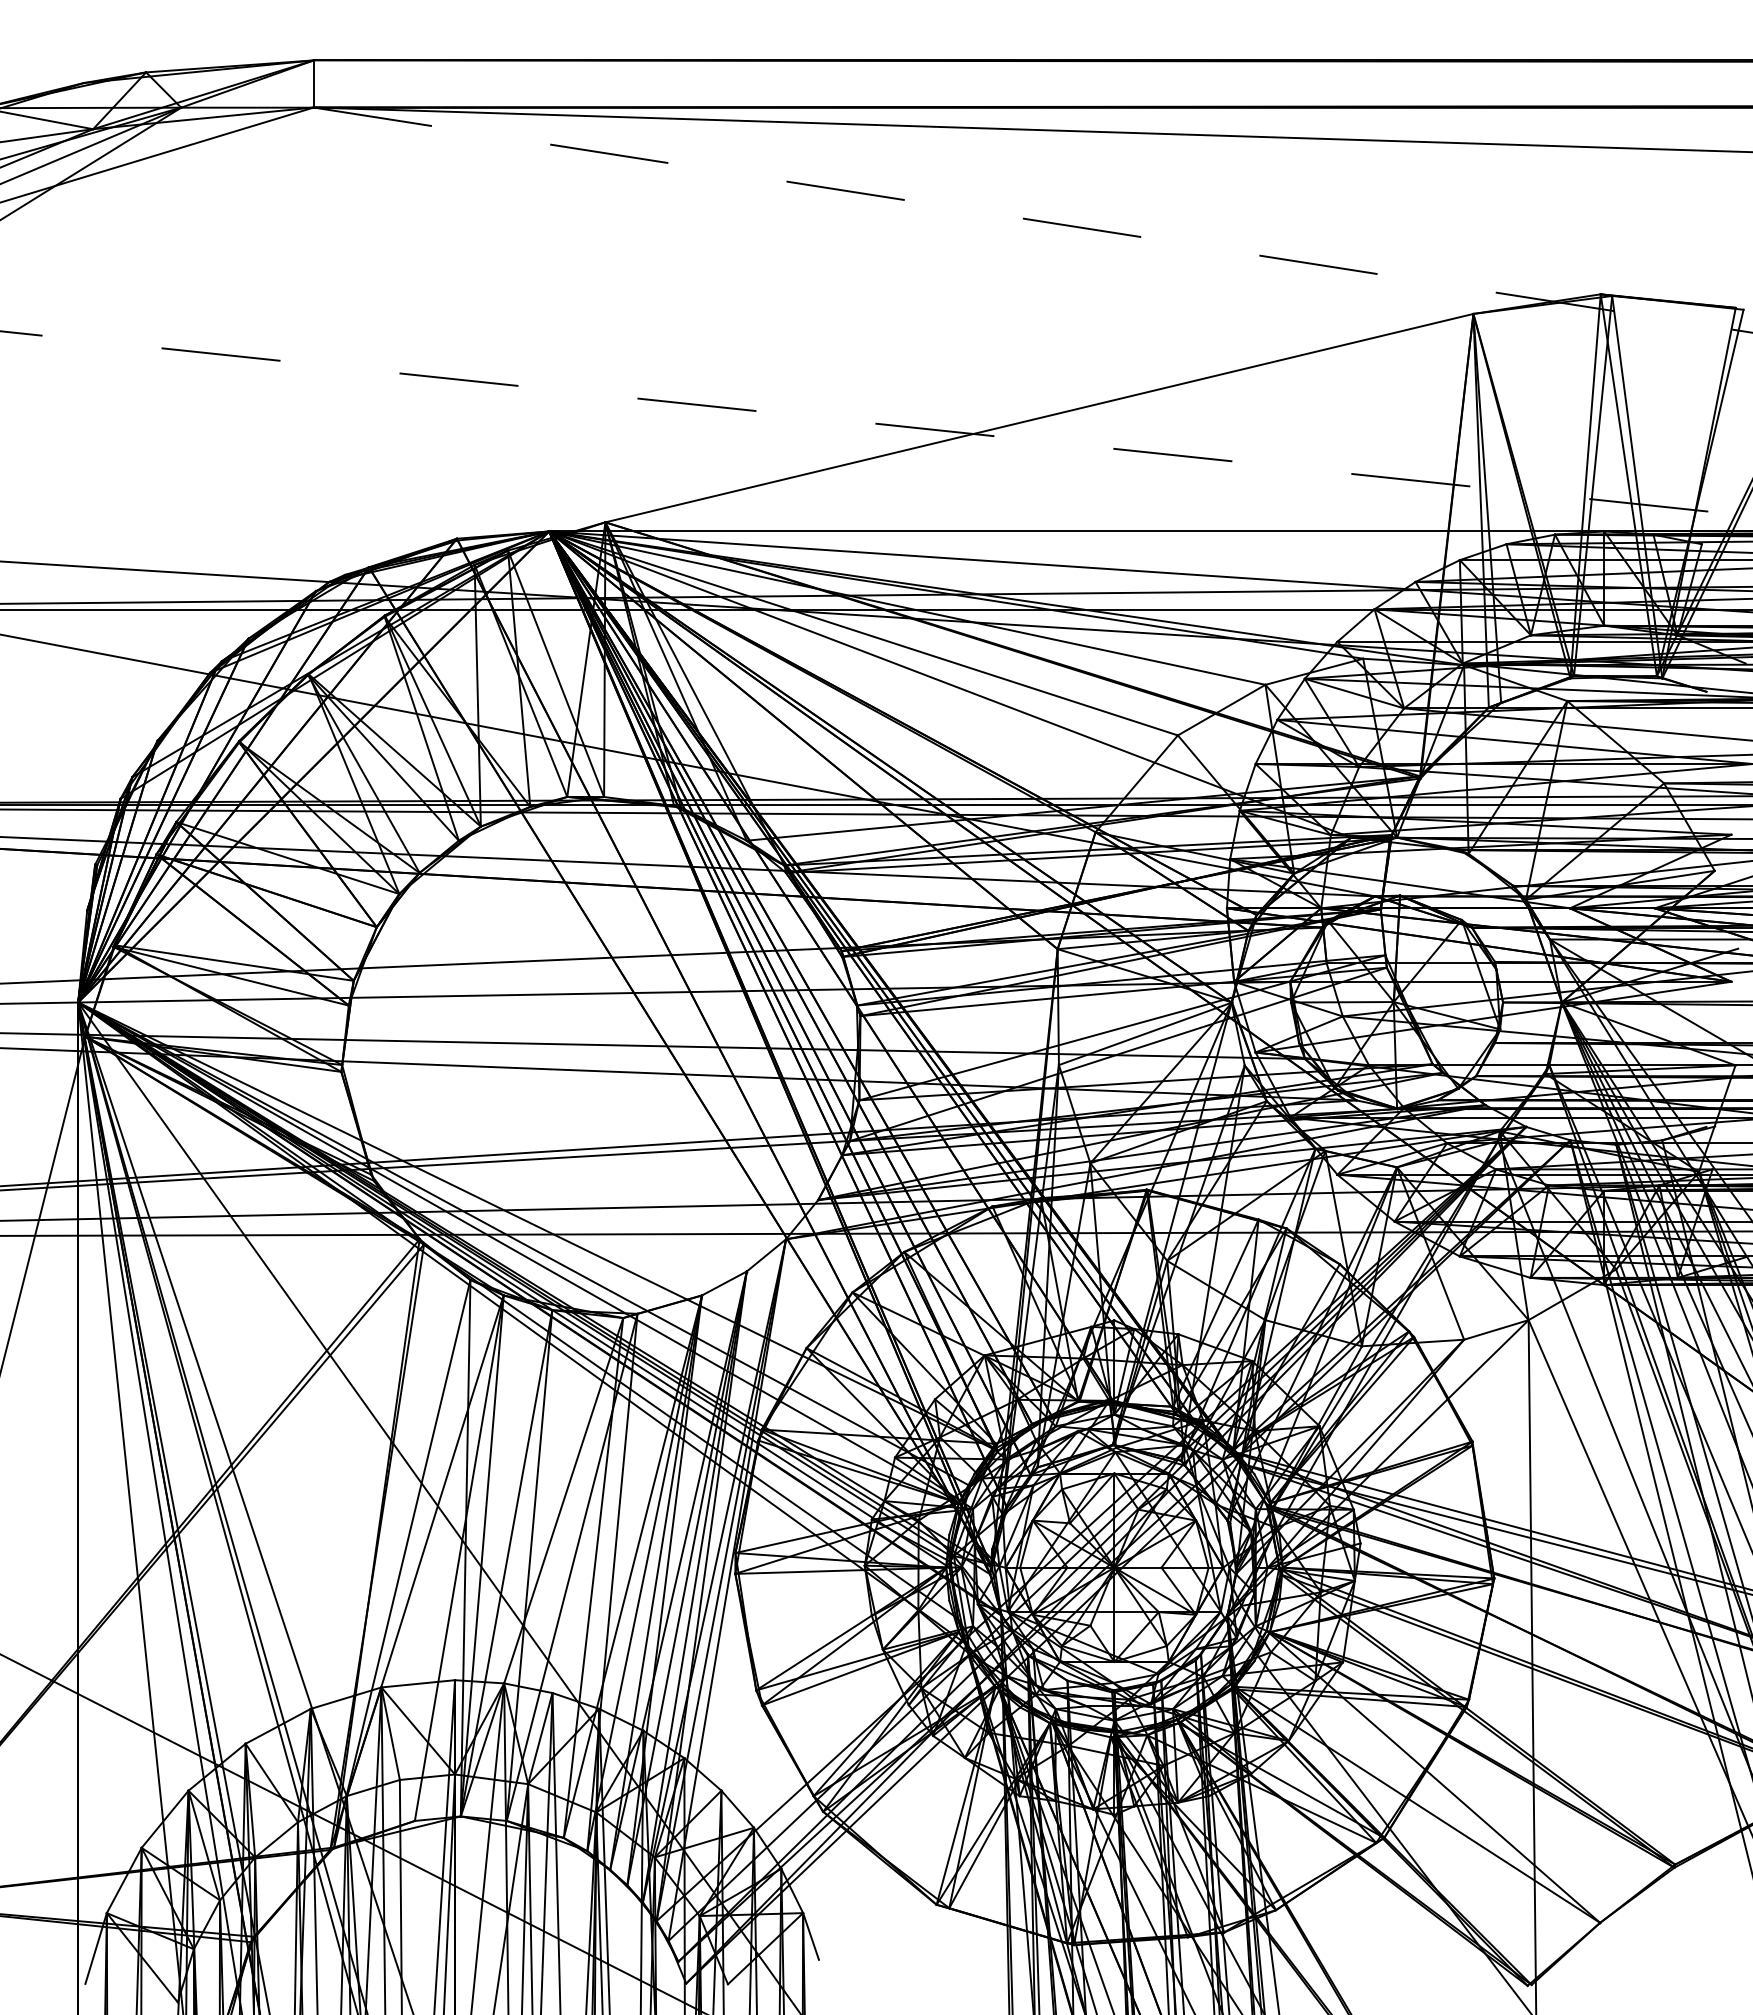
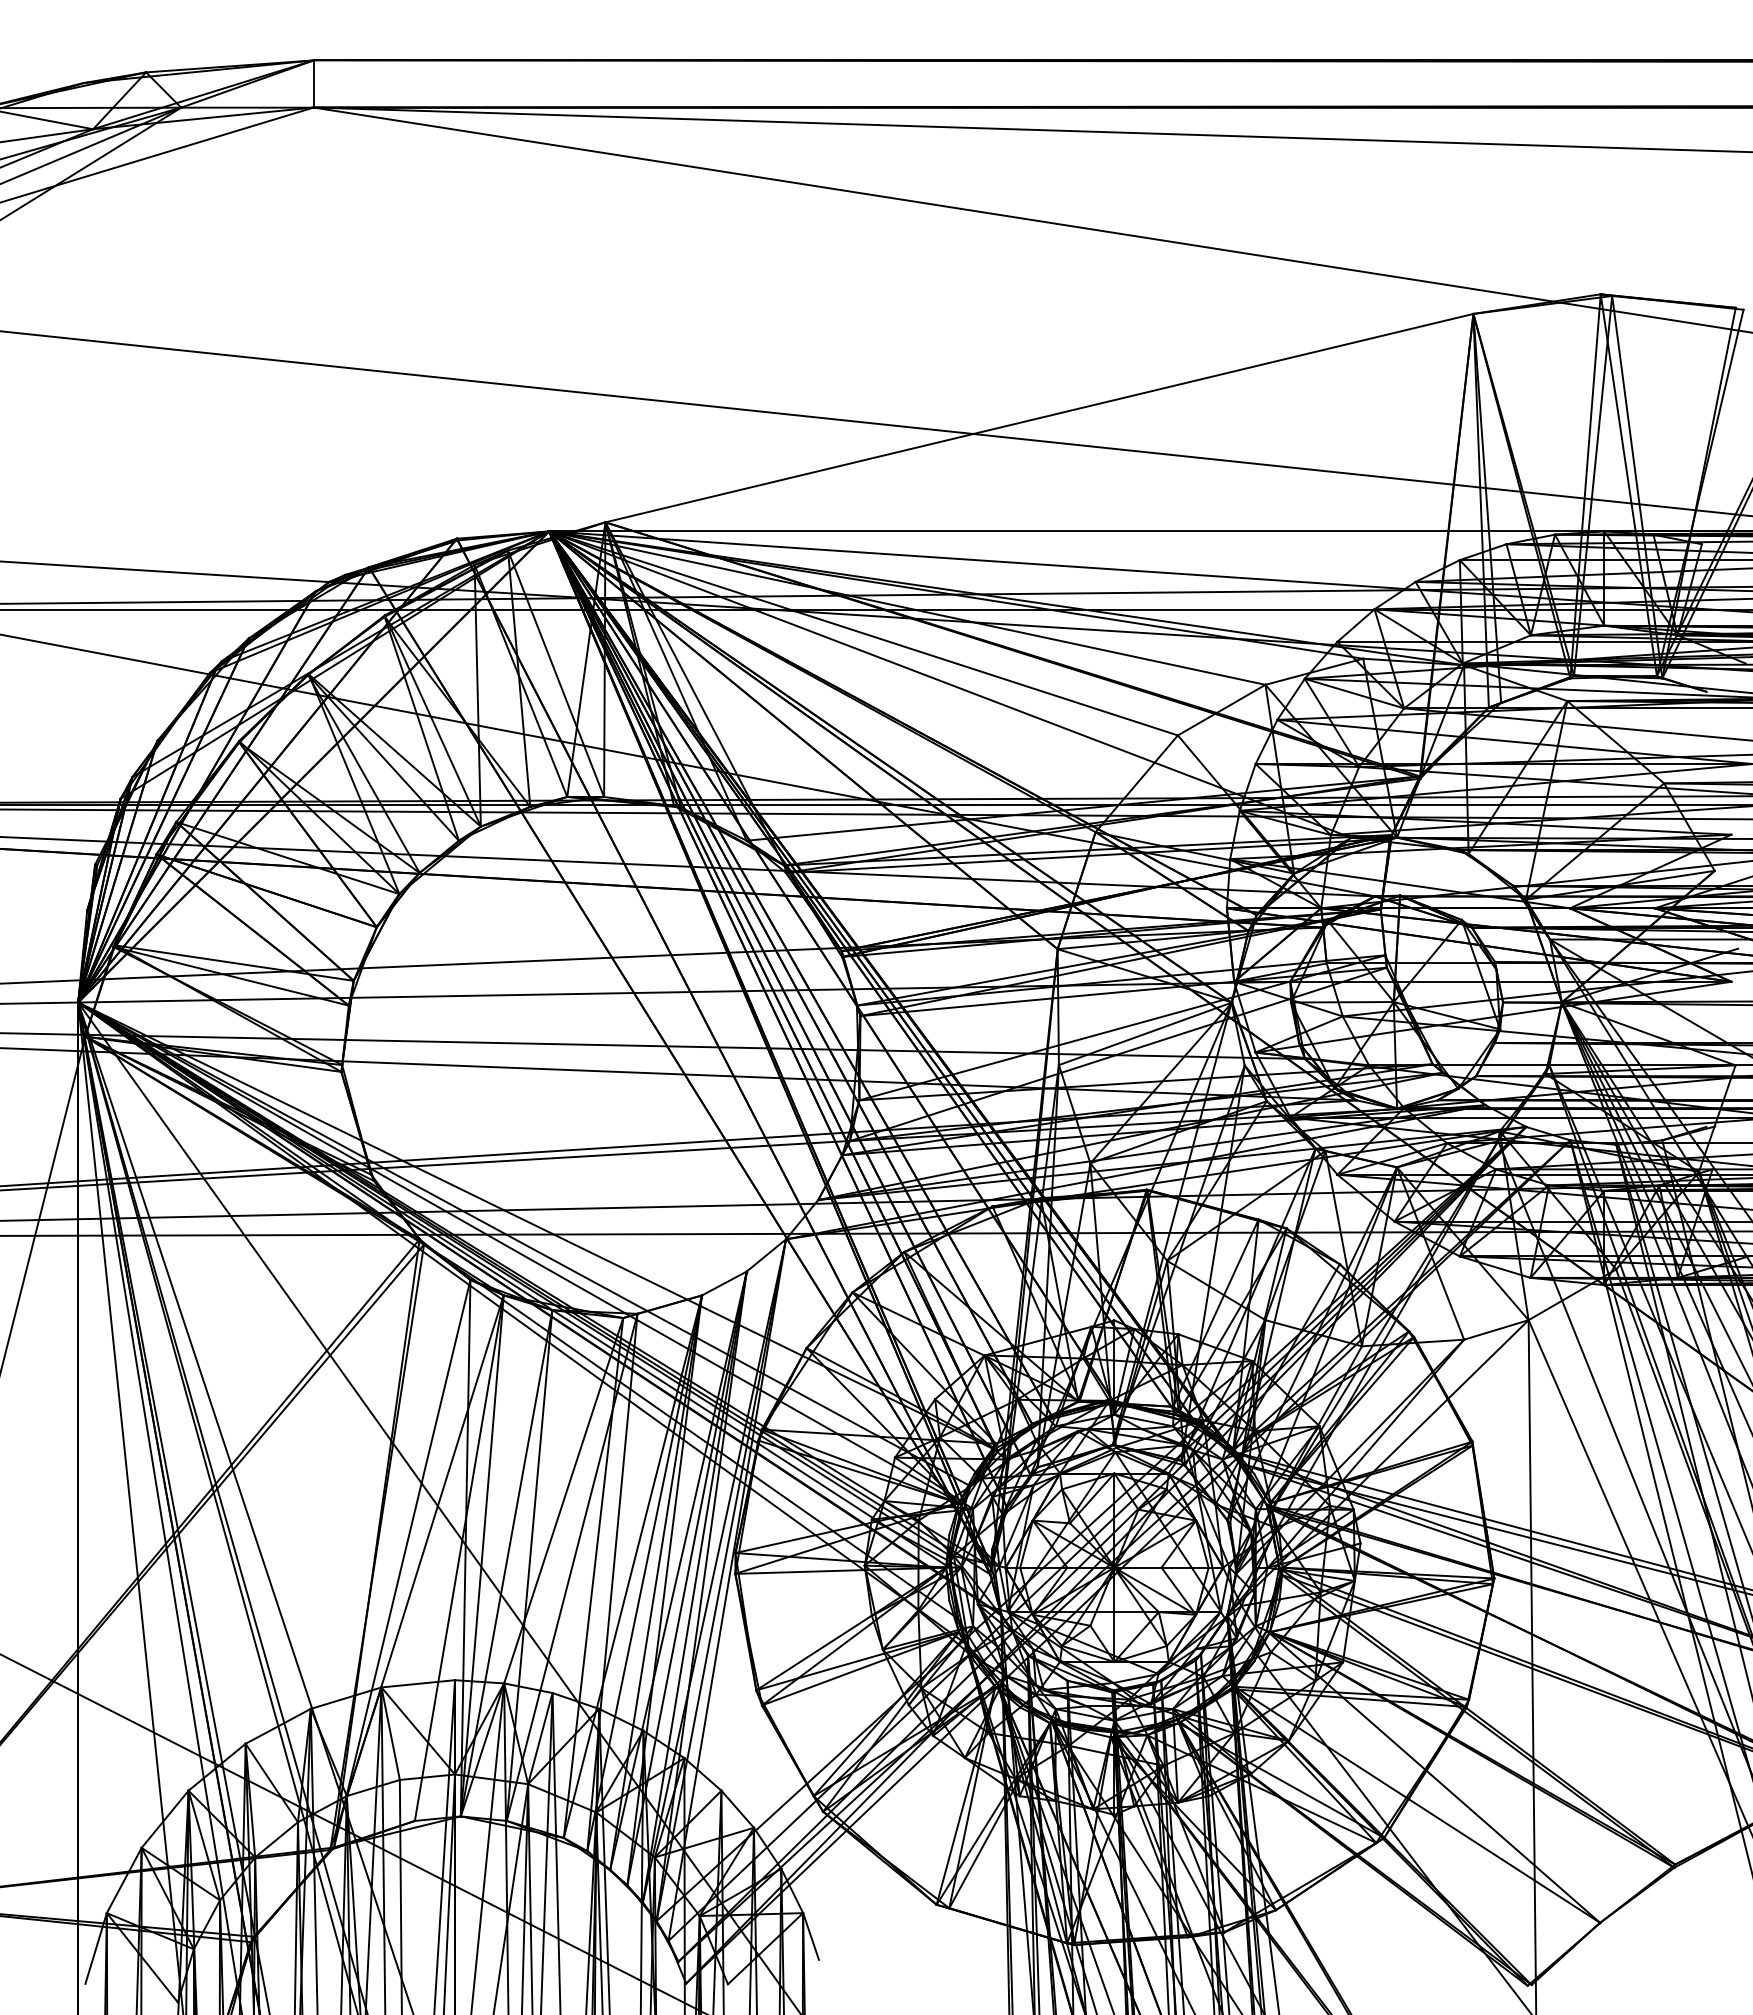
line: dashed -> solid (1032, 220)
line: dashed -> solid (876, 423)
